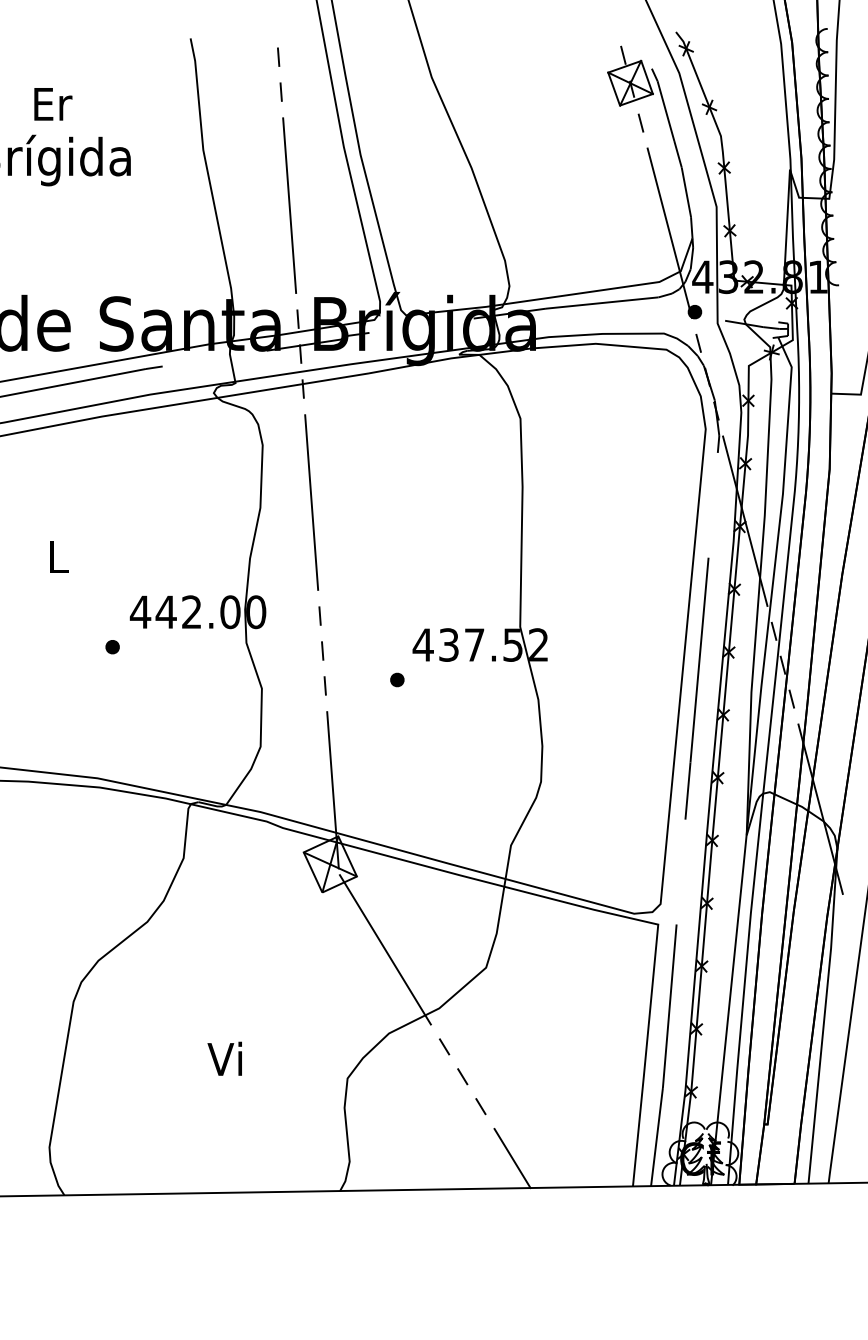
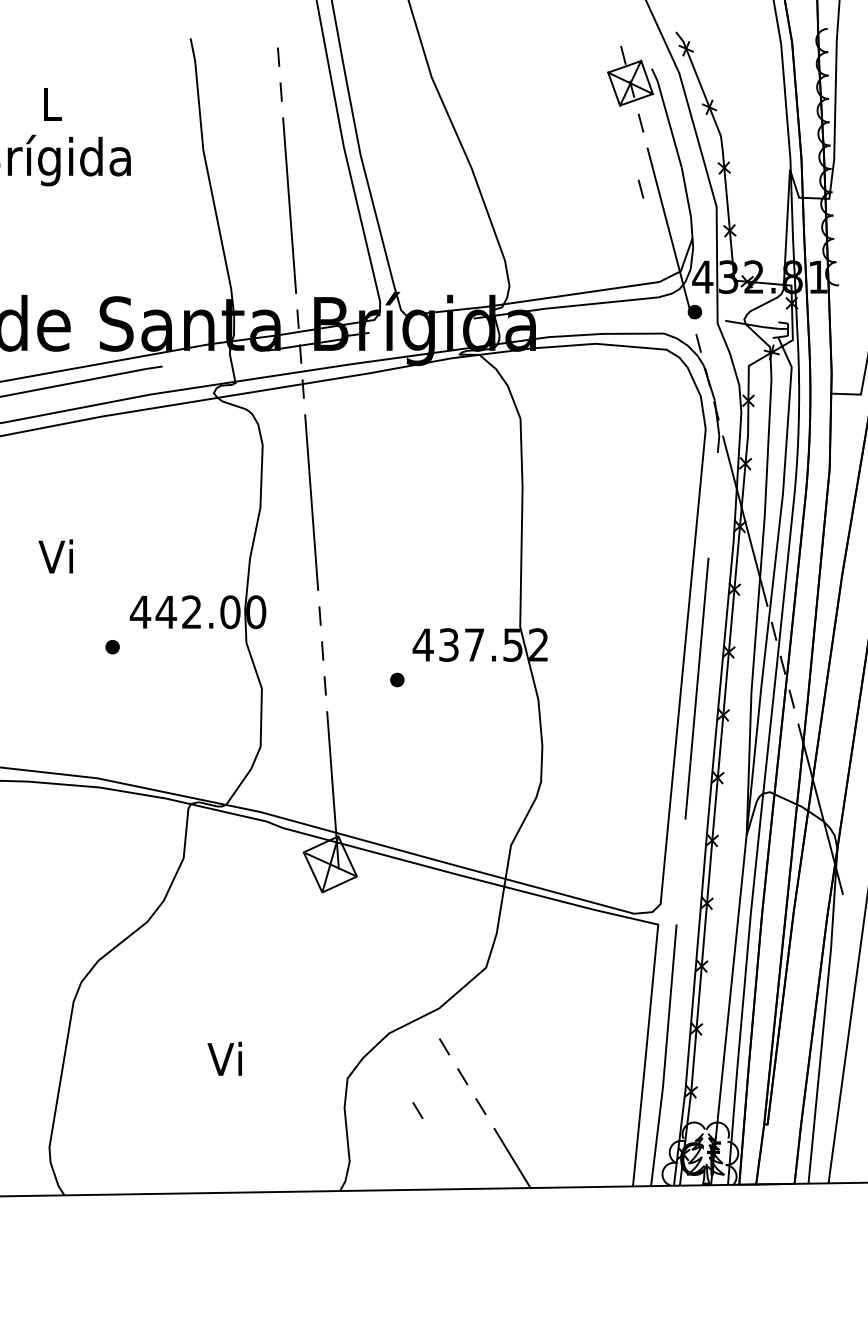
text: Er -> L (53, 104)
line: none -> present (640, 188)
text: L -> Vi (55, 556)
line: present -> none (384, 949)
line: none -> present (417, 1110)
